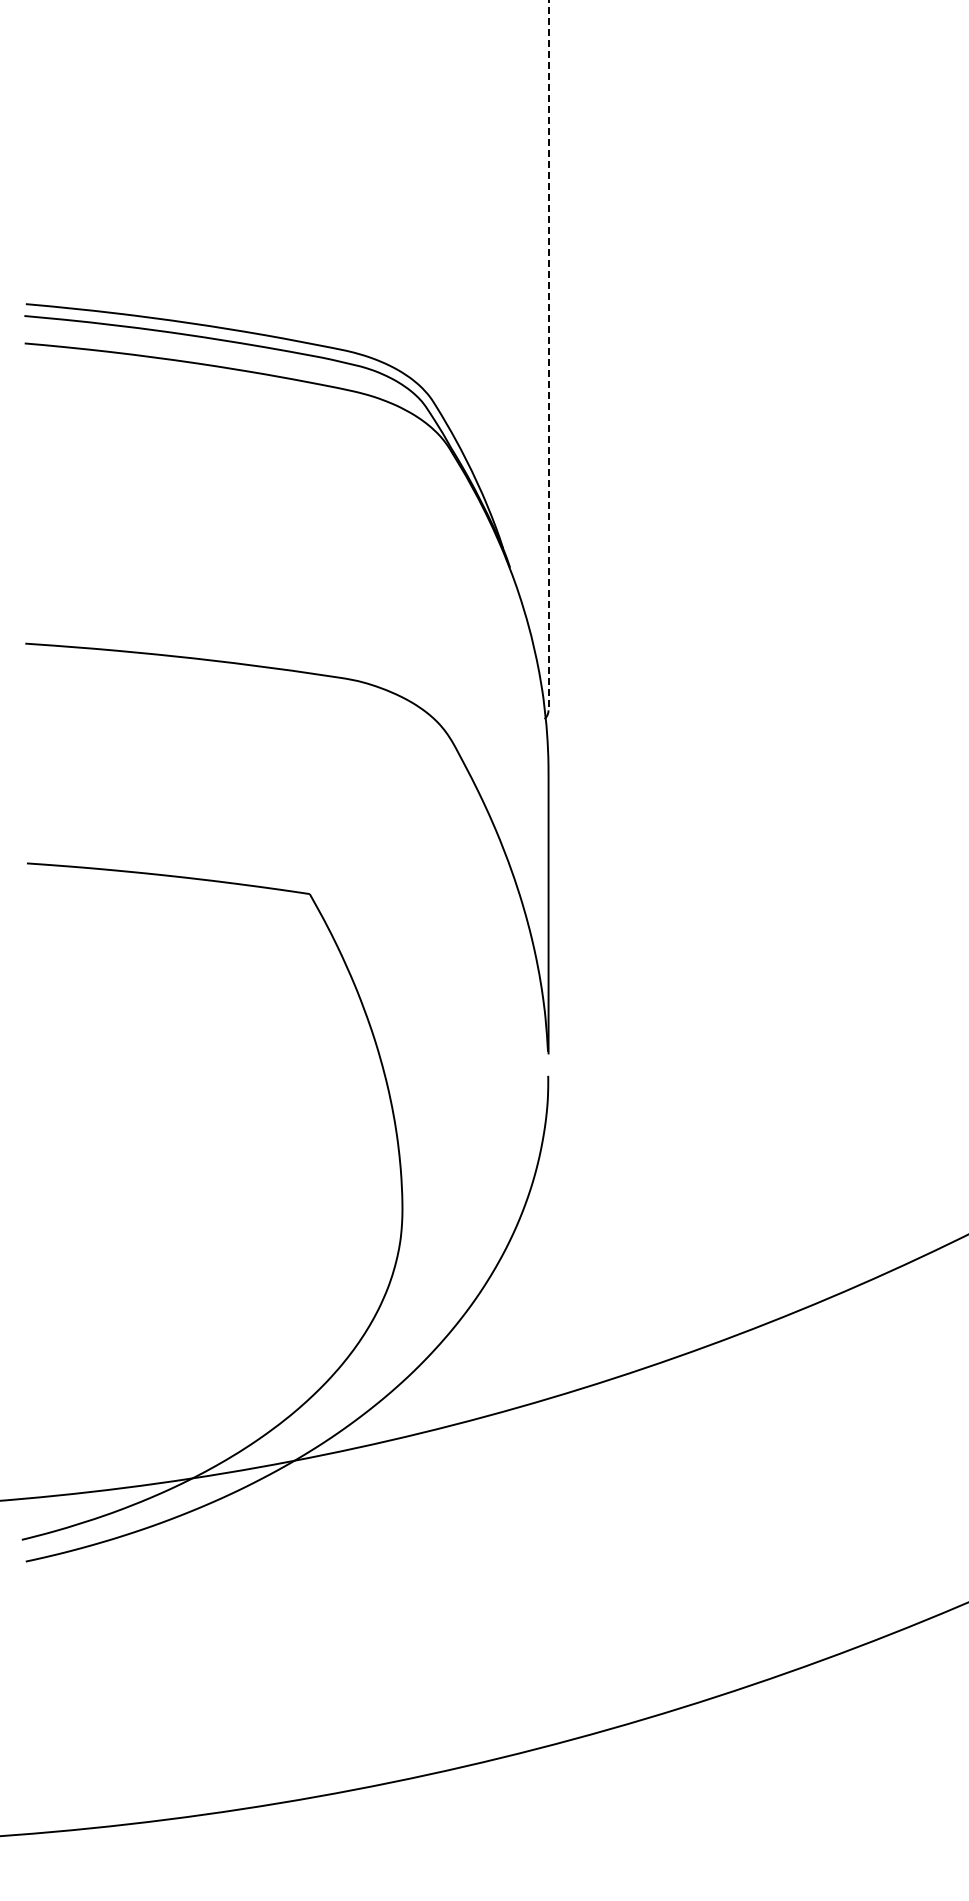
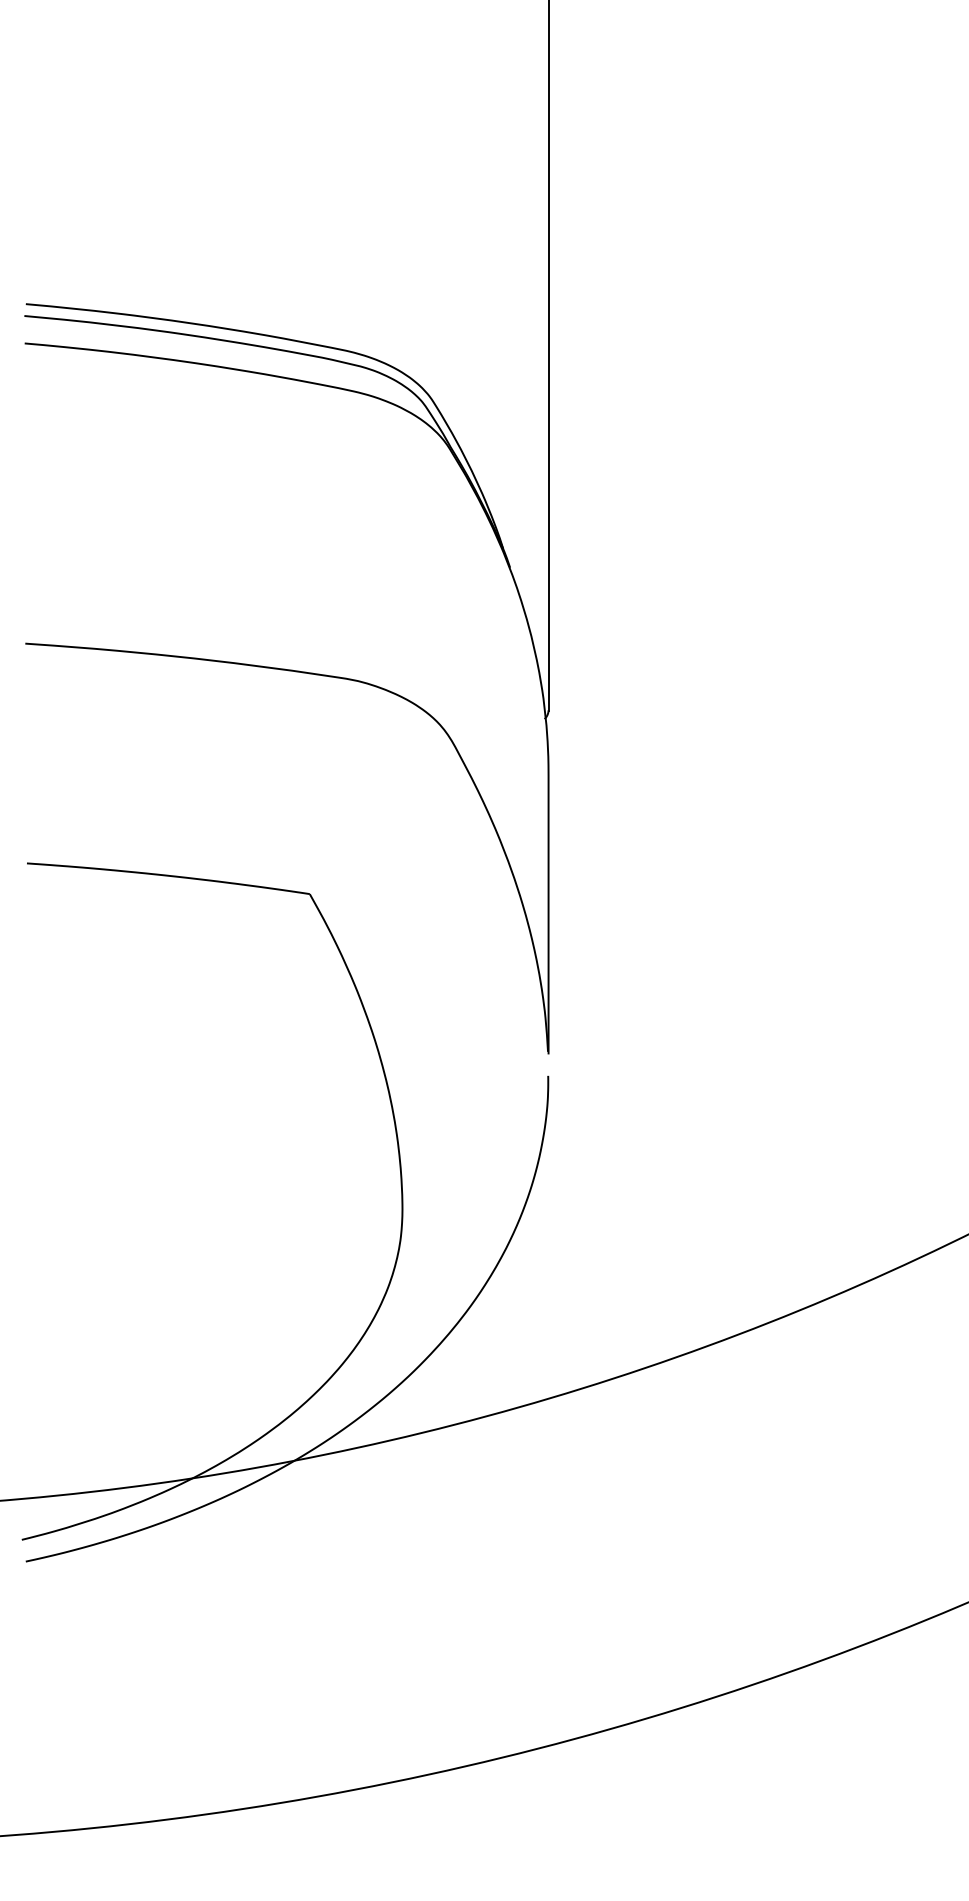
line: dashed -> solid (548, 355)
